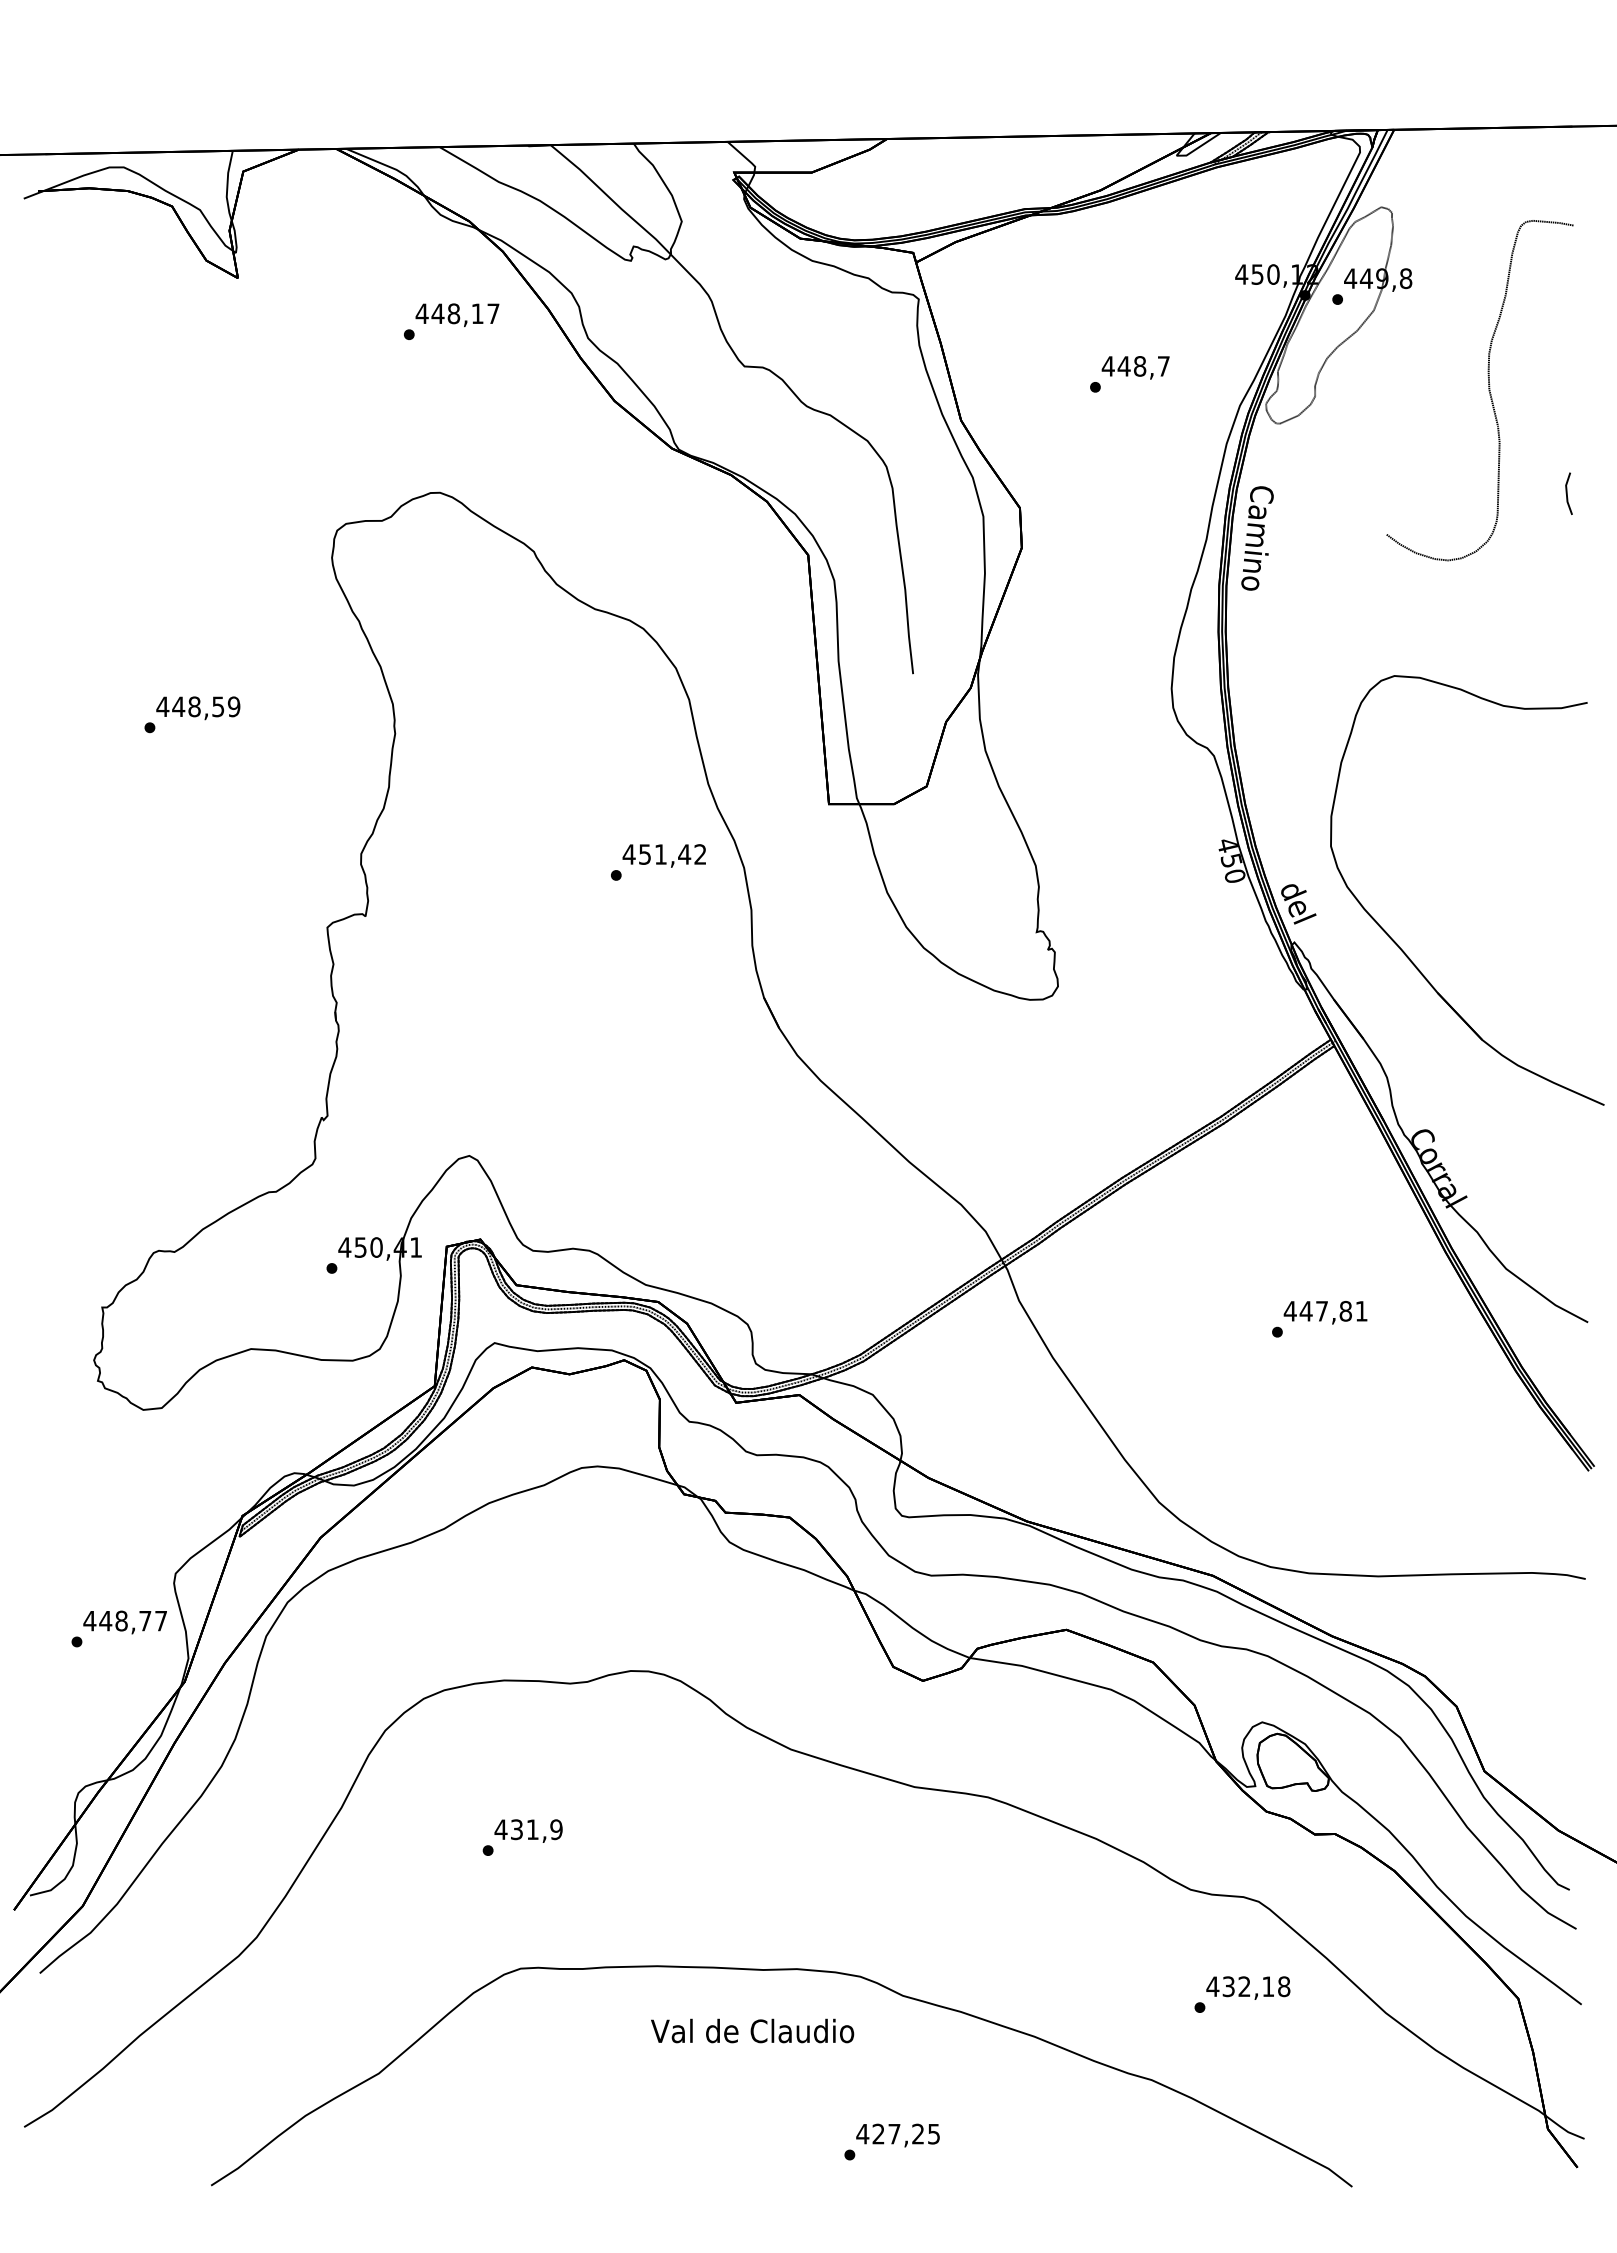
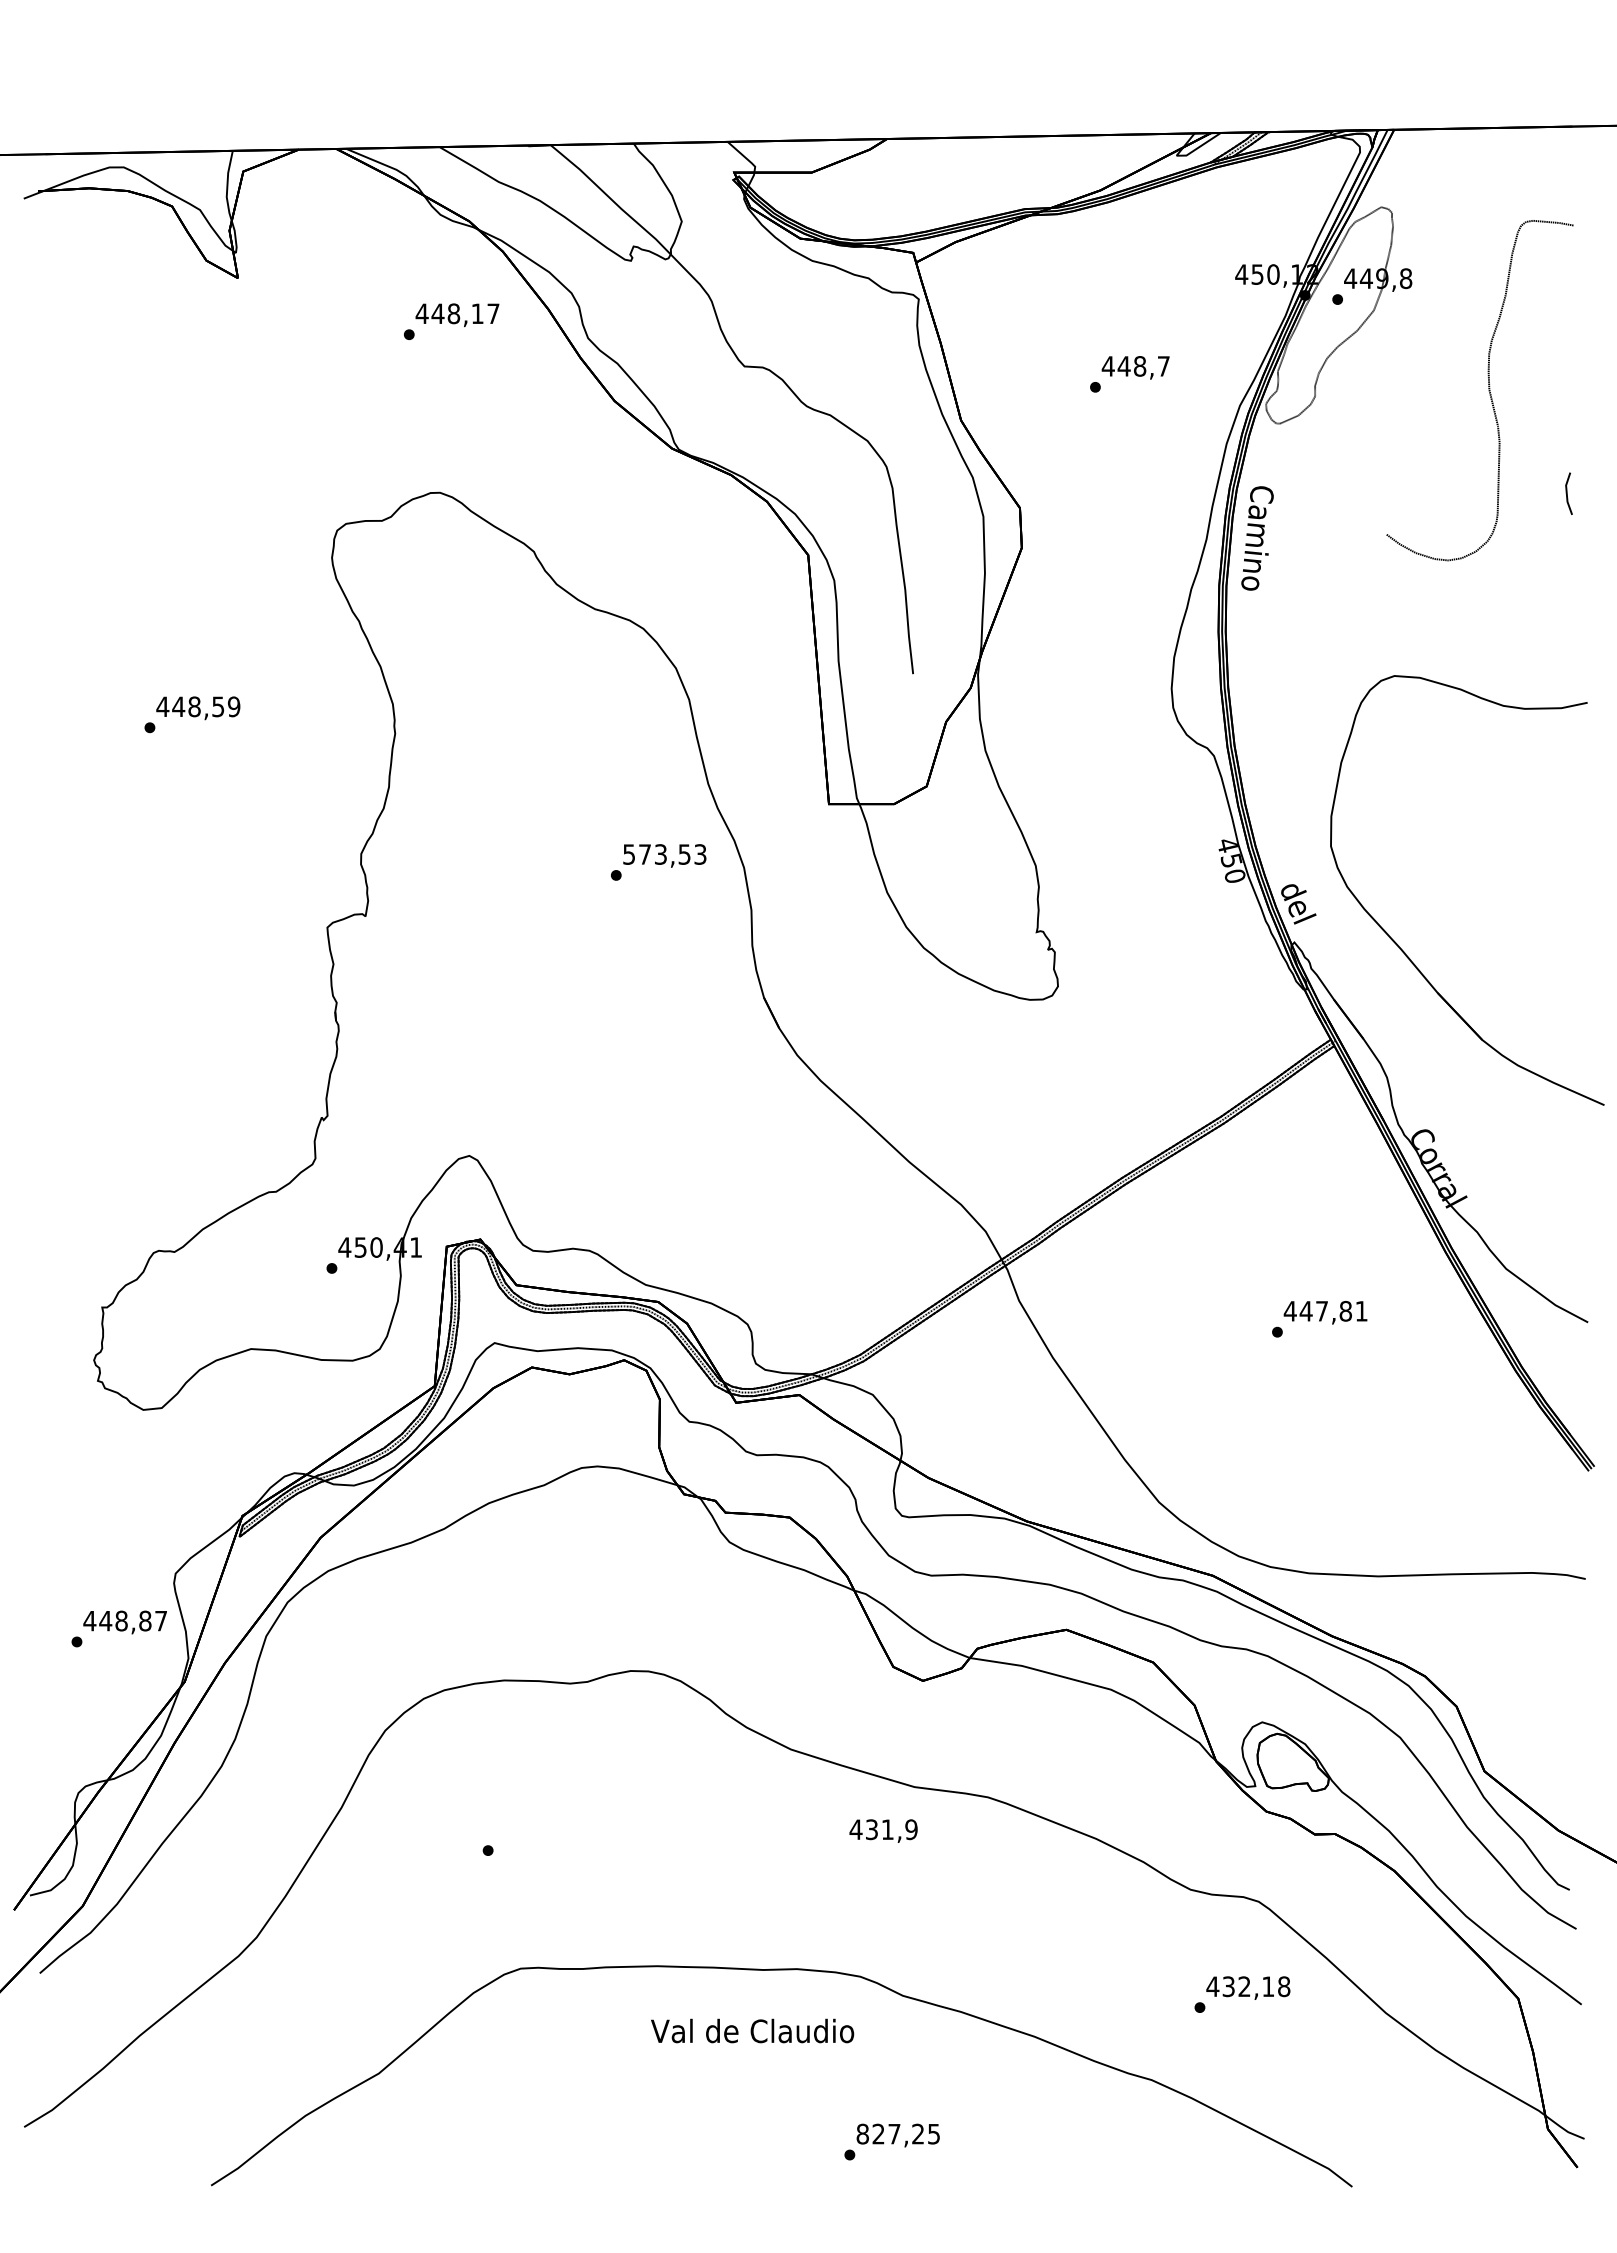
text: 451,42 -> 573,53 (664, 854)
text: 448,77 -> 448,87 (145, 1620)
text position: (528, 1830) -> (883, 1830) (883, 1830)
text: 427,25 -> 827,25 (862, 2133)
